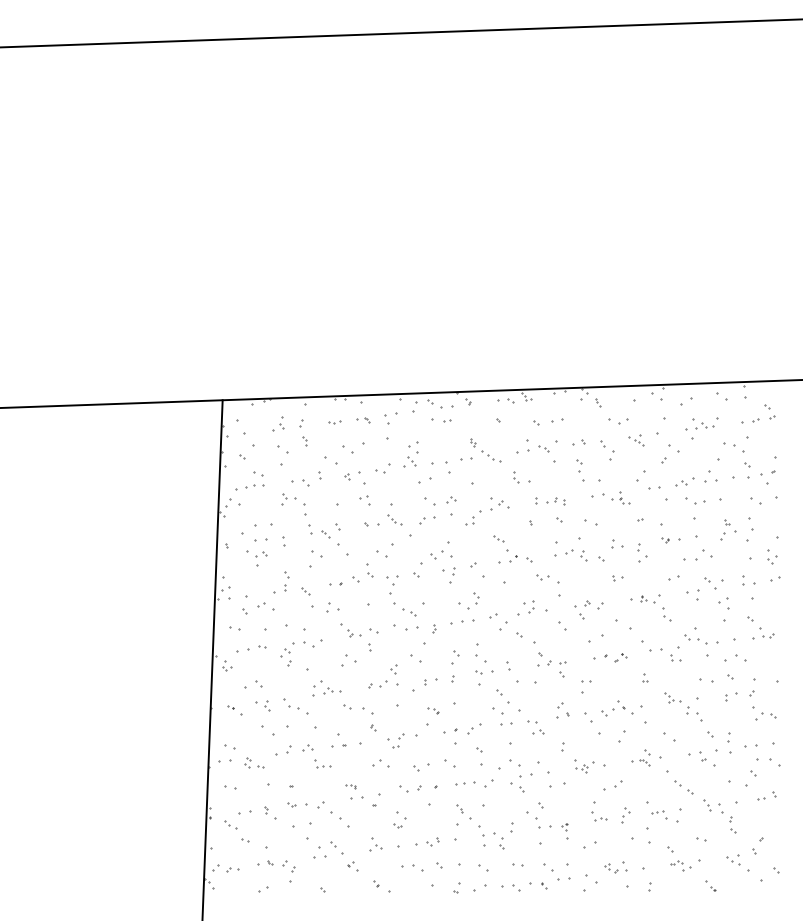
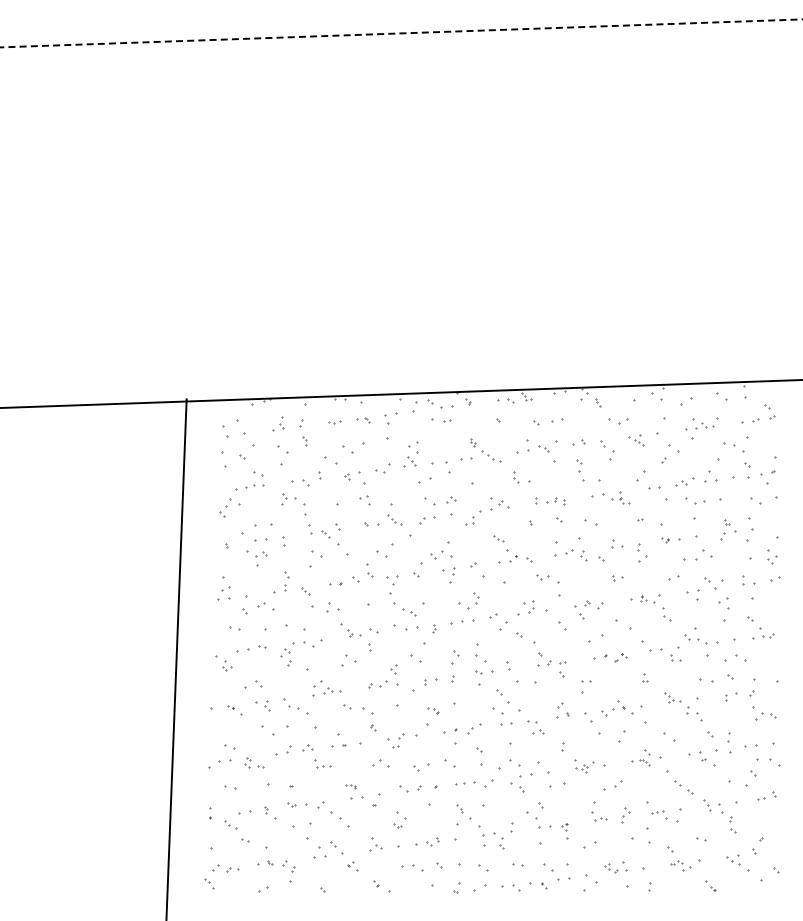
line: solid -> dashed (400, 33)
line position: (212, 658) -> (176, 658) (176, 658)
